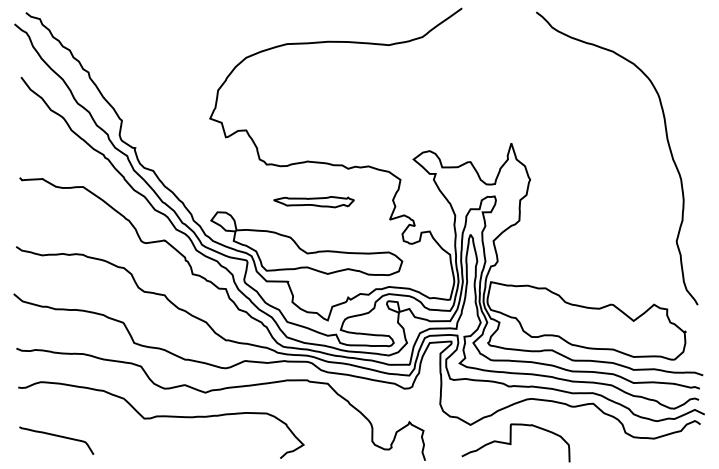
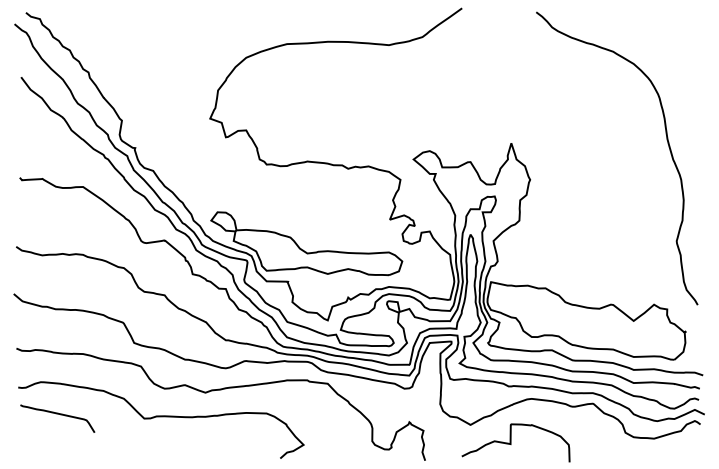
part: present -> none (313, 202)
curve position: (56, 436) -> (57, 414) (57, 414)
